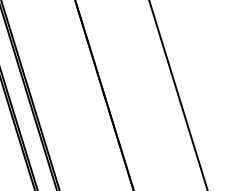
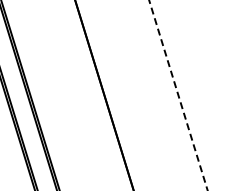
line: solid -> dashed (178, 95)
